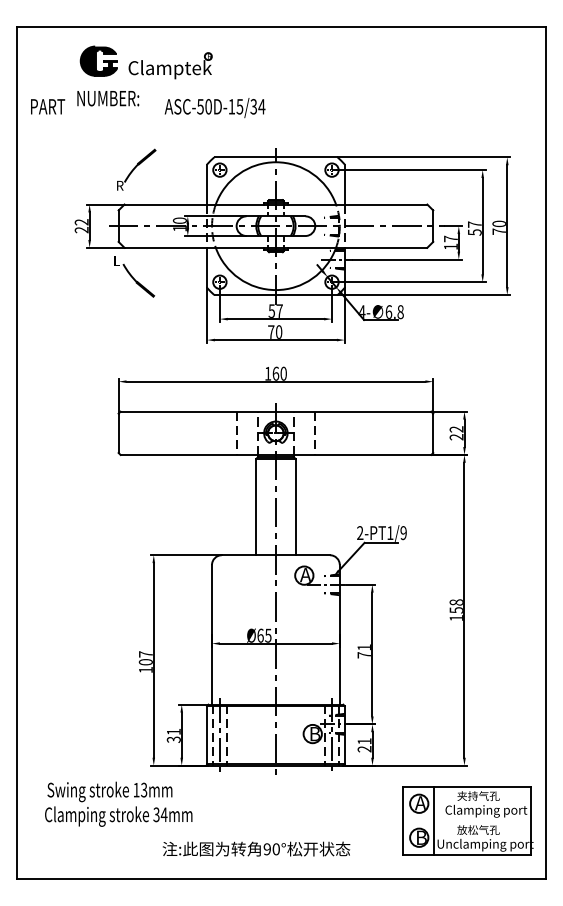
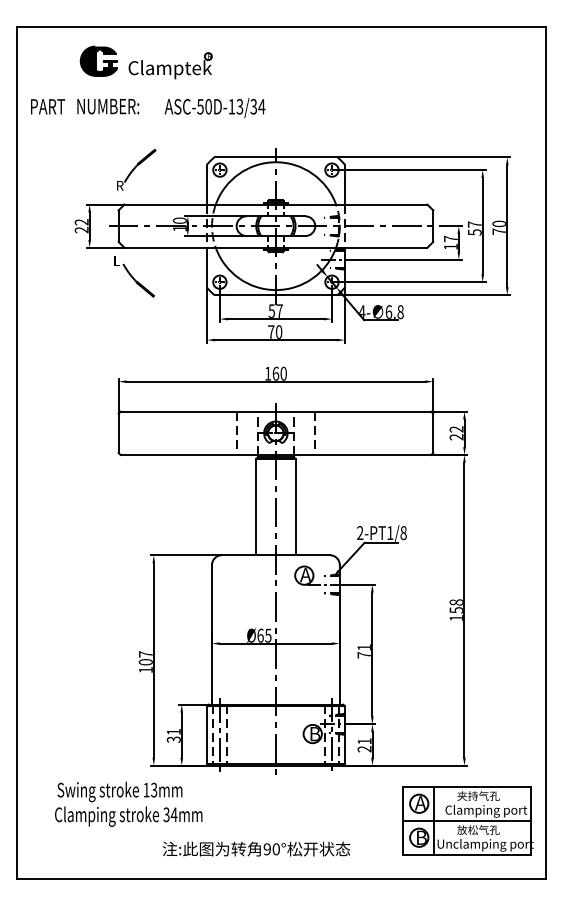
text position: (108, 98) -> (108, 106) (108, 106)
text: ASC-50D-15/34 -> ASC-50D-13/34 (240, 106)
text: 2-PT1/9 -> 2-PT1/8 (403, 533)
text position: (118, 803) -> (128, 803) (128, 803)
line: none -> present (466, 820)
